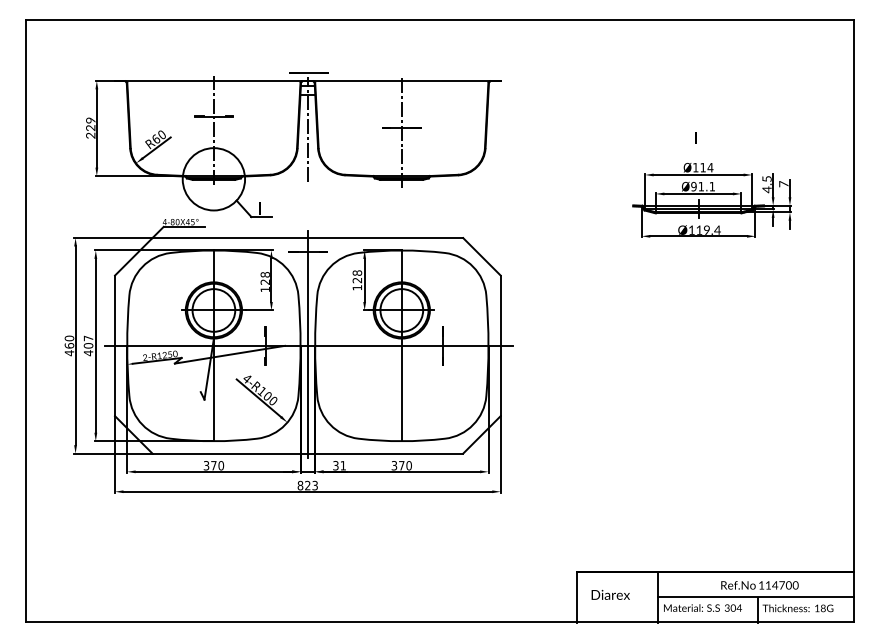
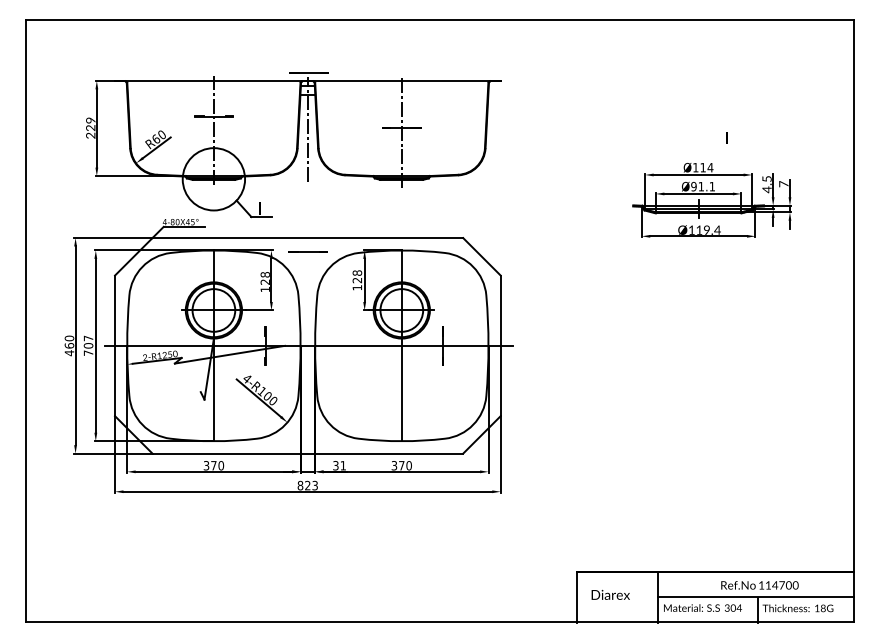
text position: (695, 137) -> (726, 137) (726, 137)
line: present -> none (307, 344)
text: 407 -> 707 (88, 353)
